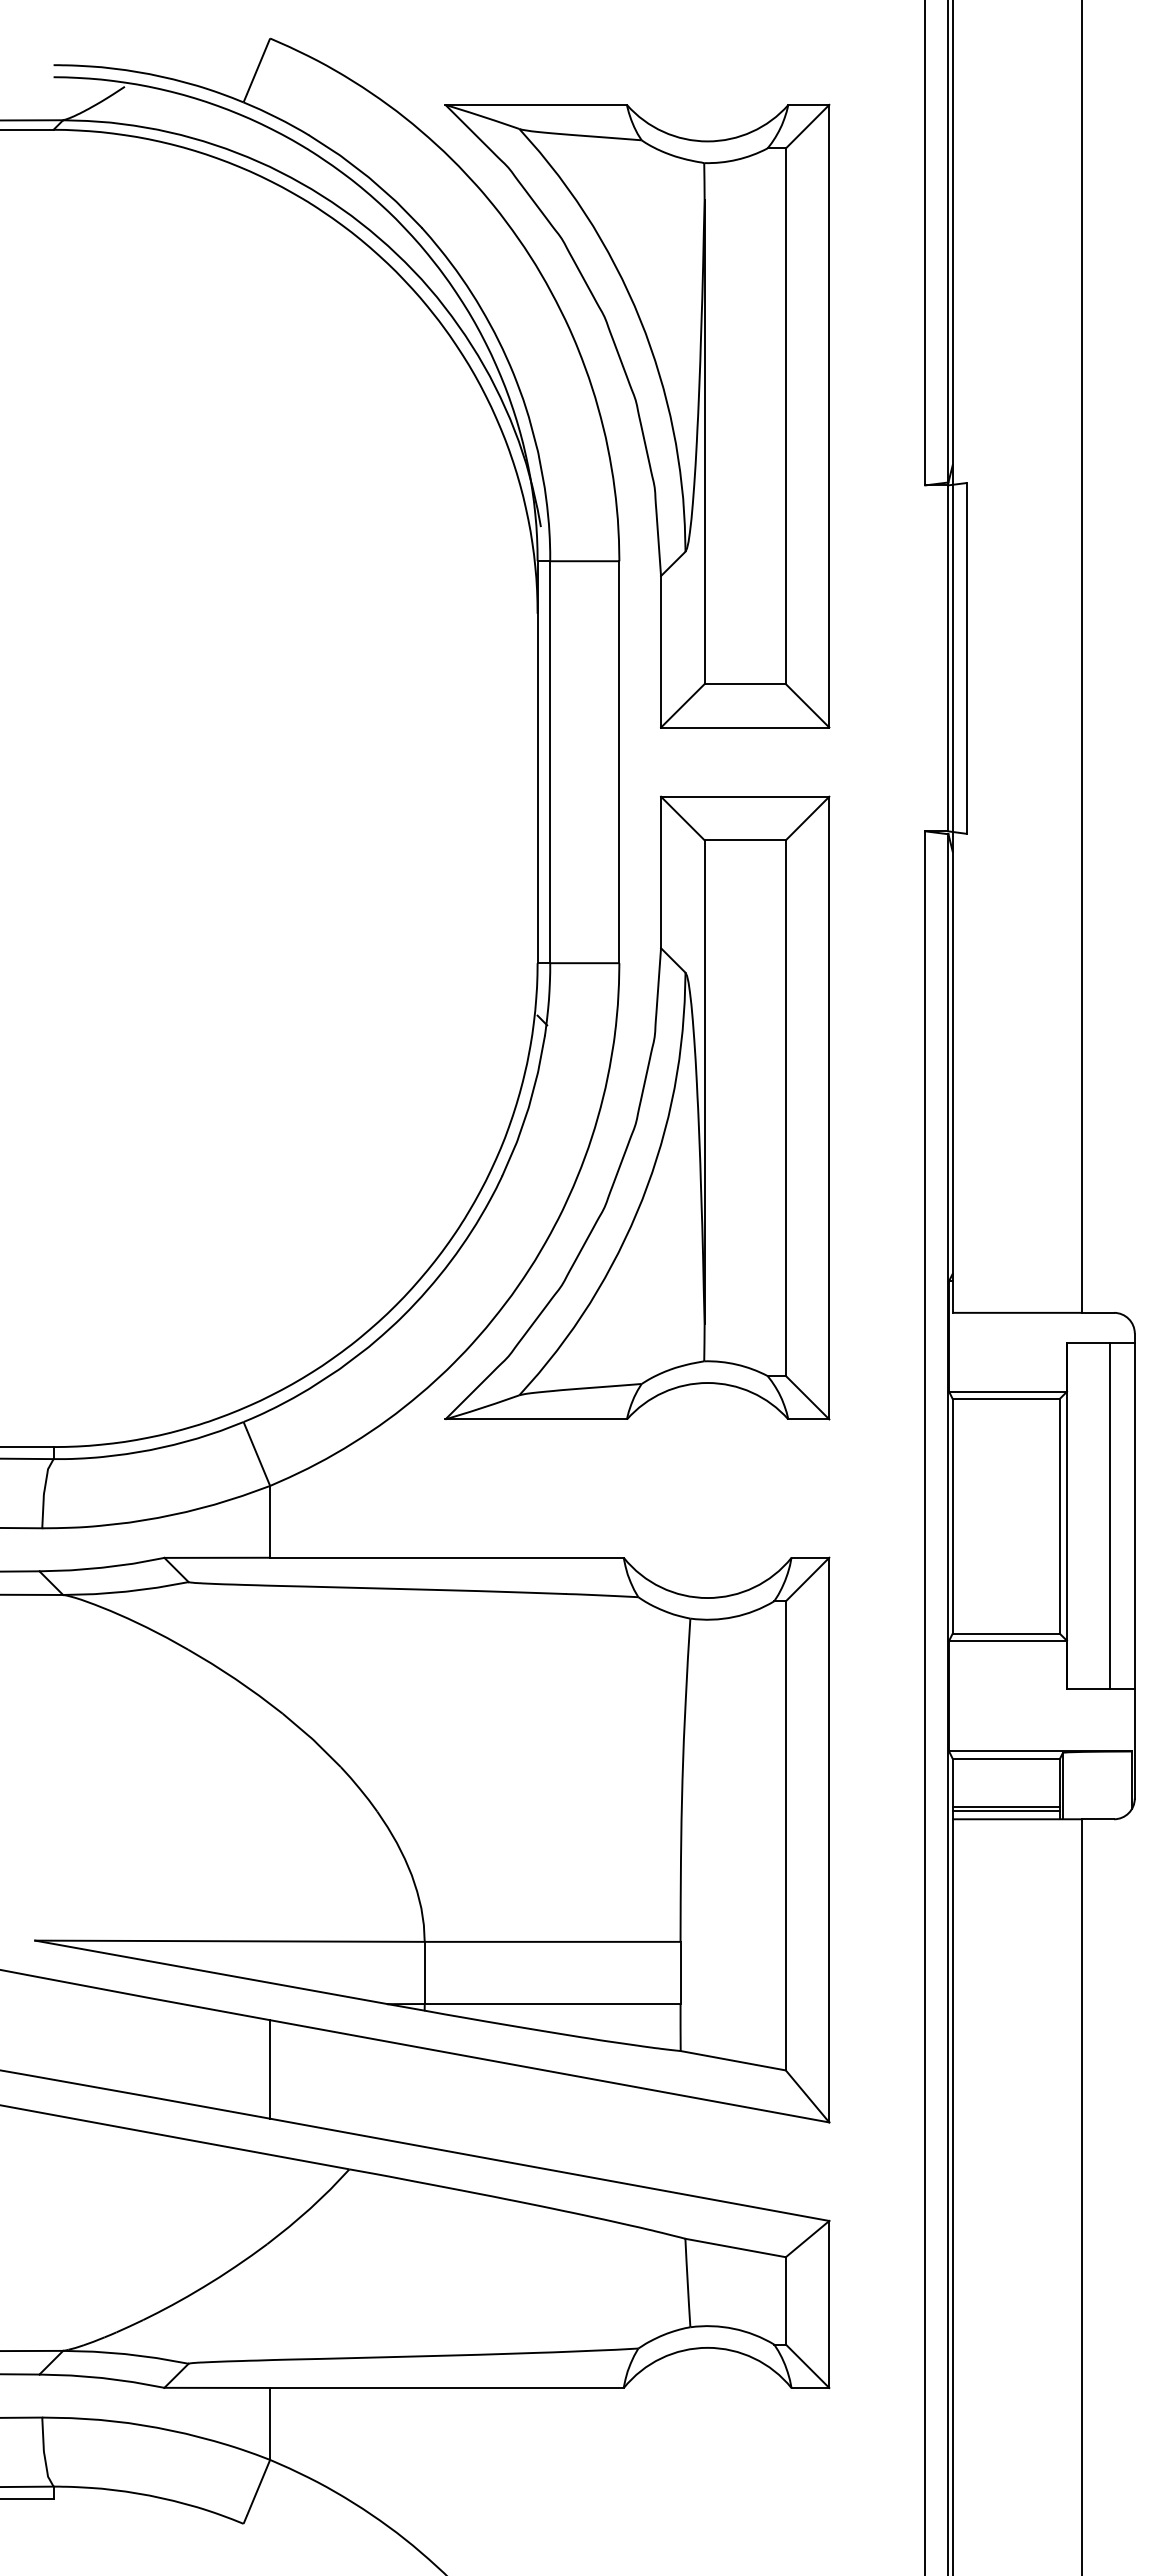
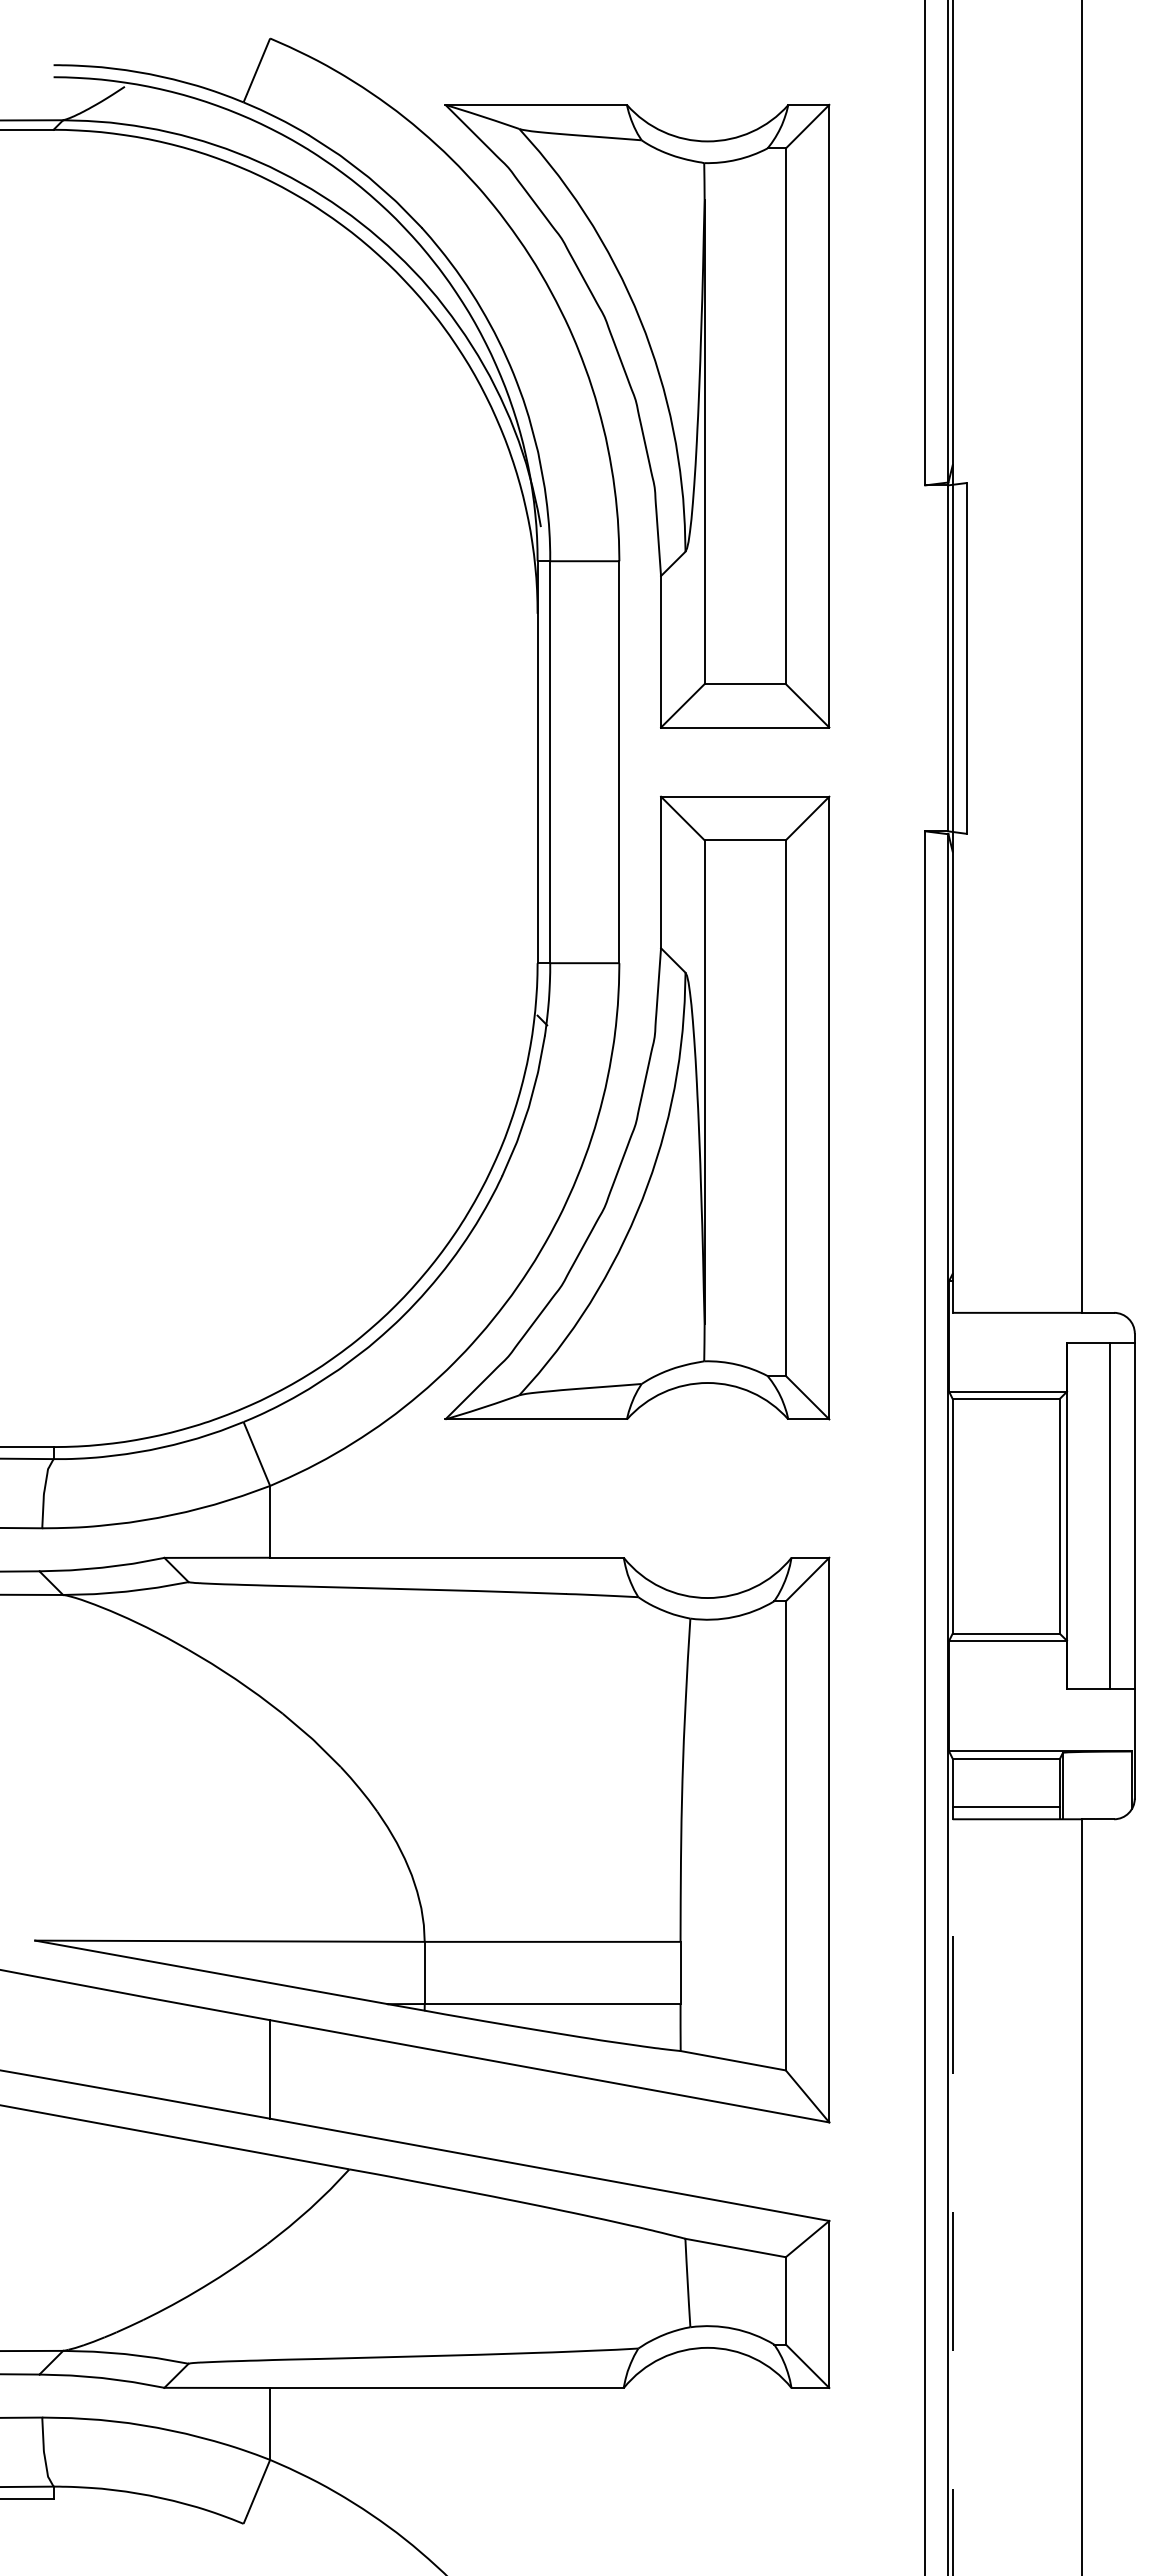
line: present -> none (1005, 1811)
line: solid -> dashed (952, 2197)
